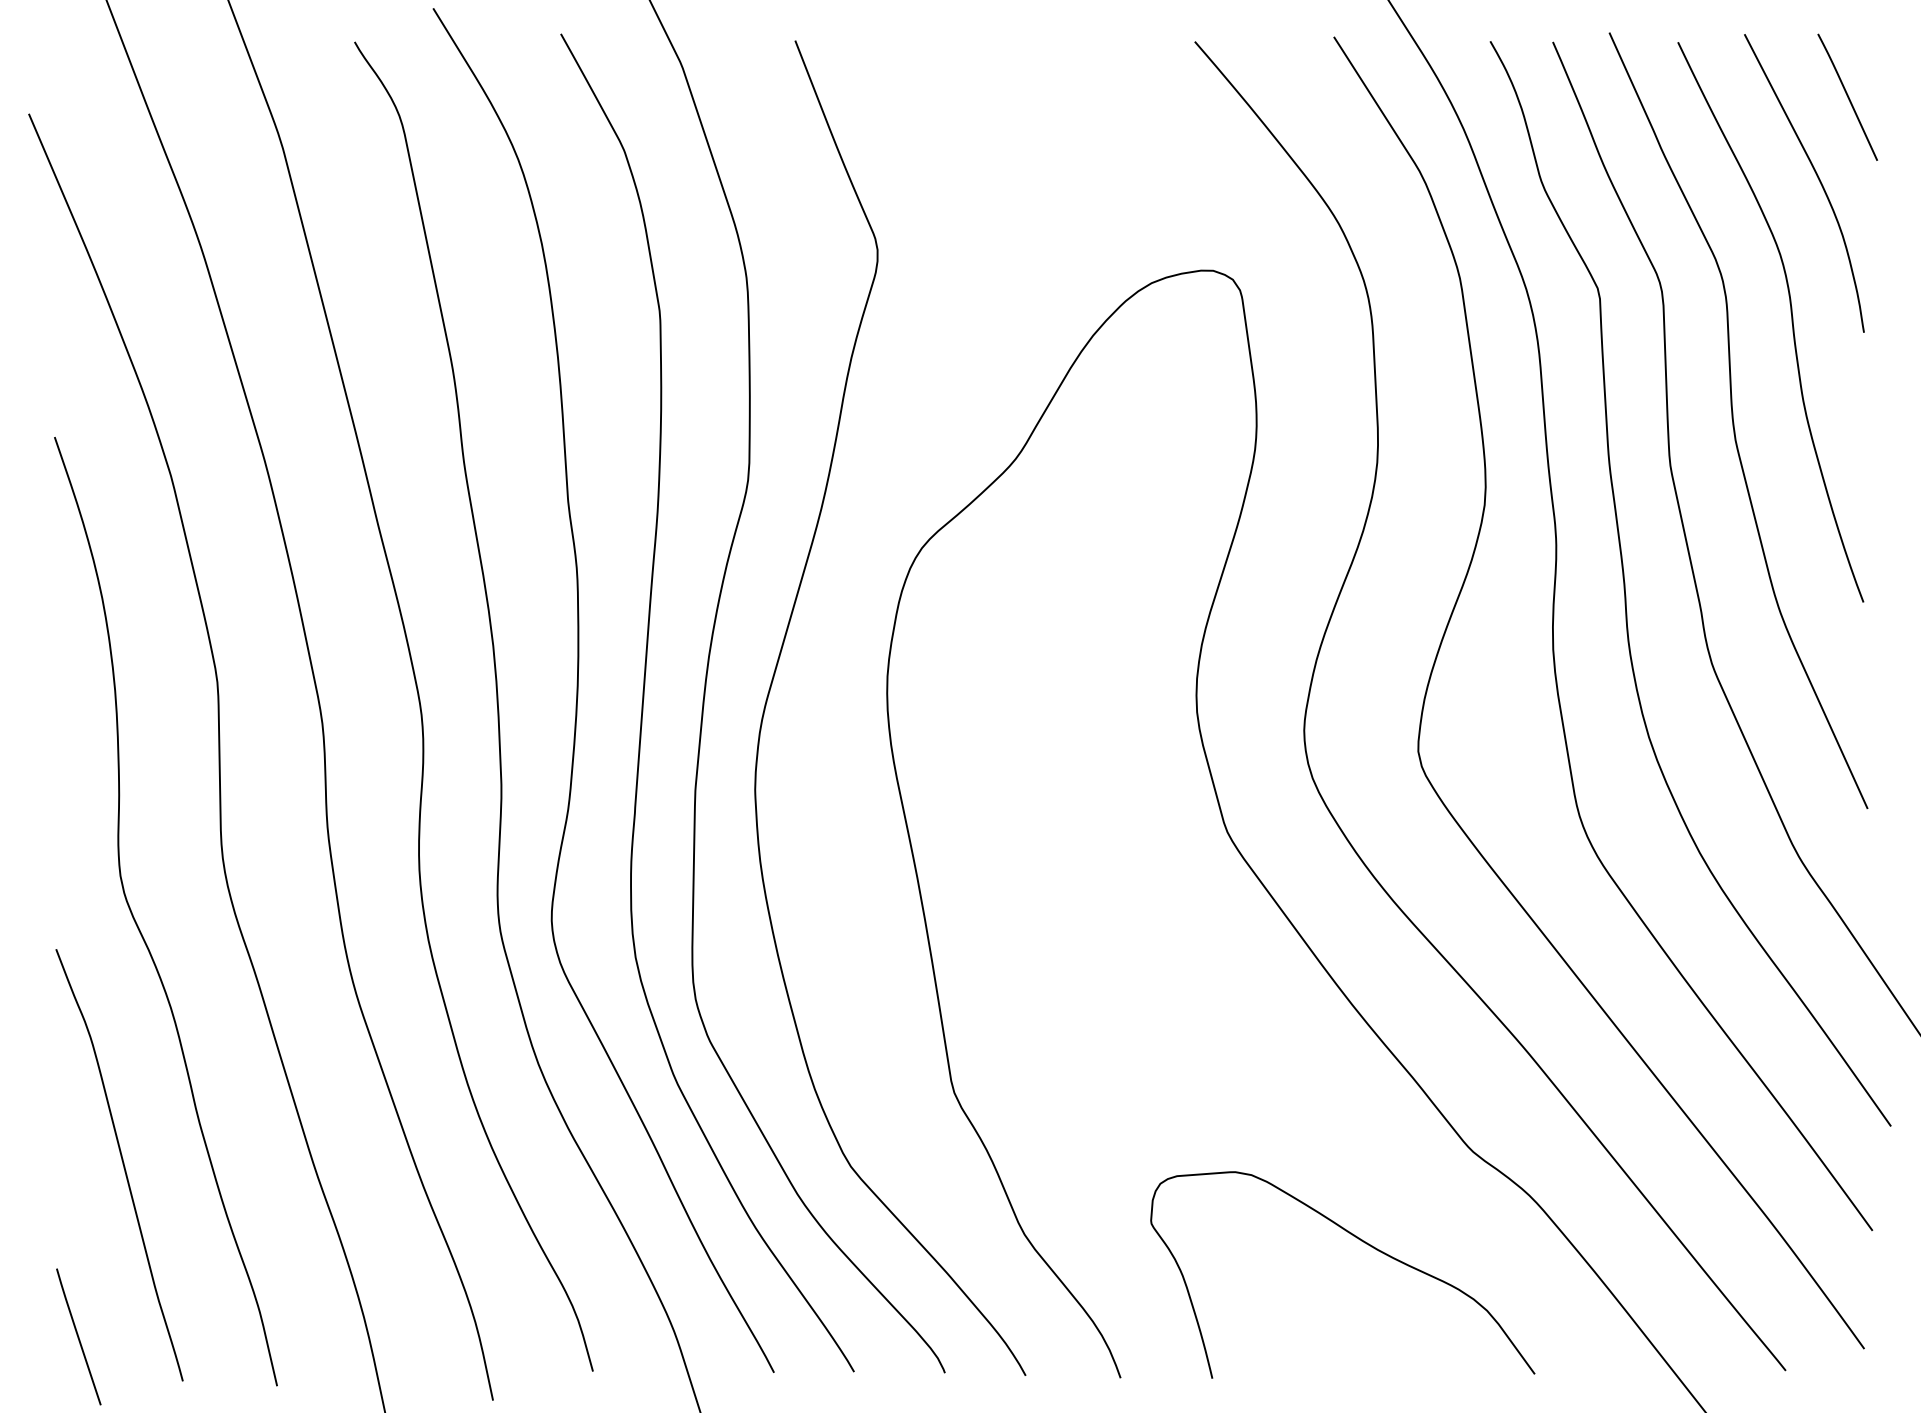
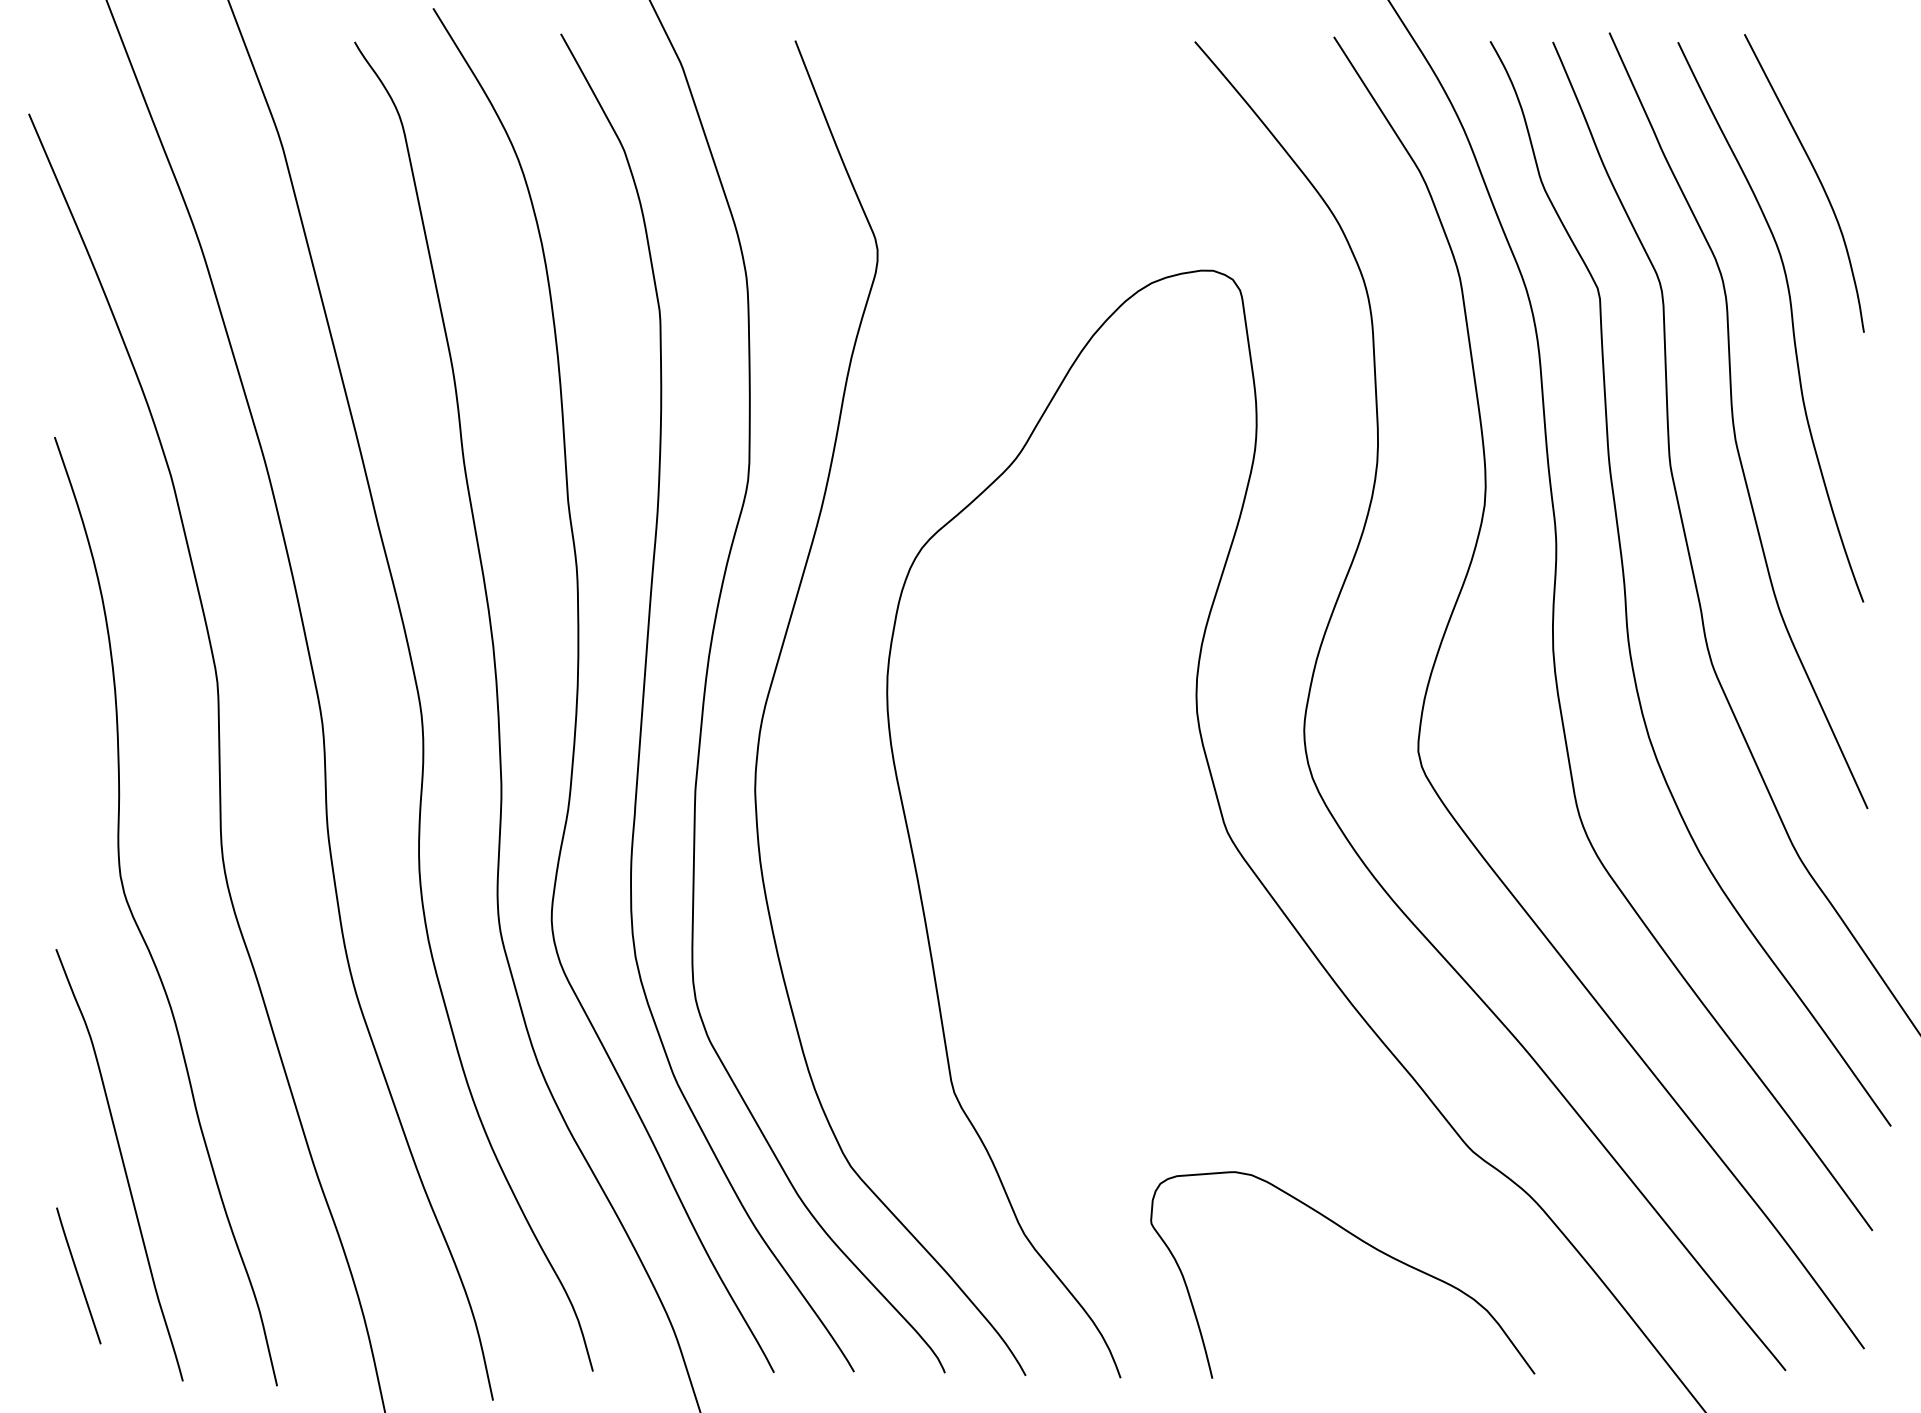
curve: present -> none (1847, 96)
line position: (78, 1336) -> (78, 1275) (78, 1275)
